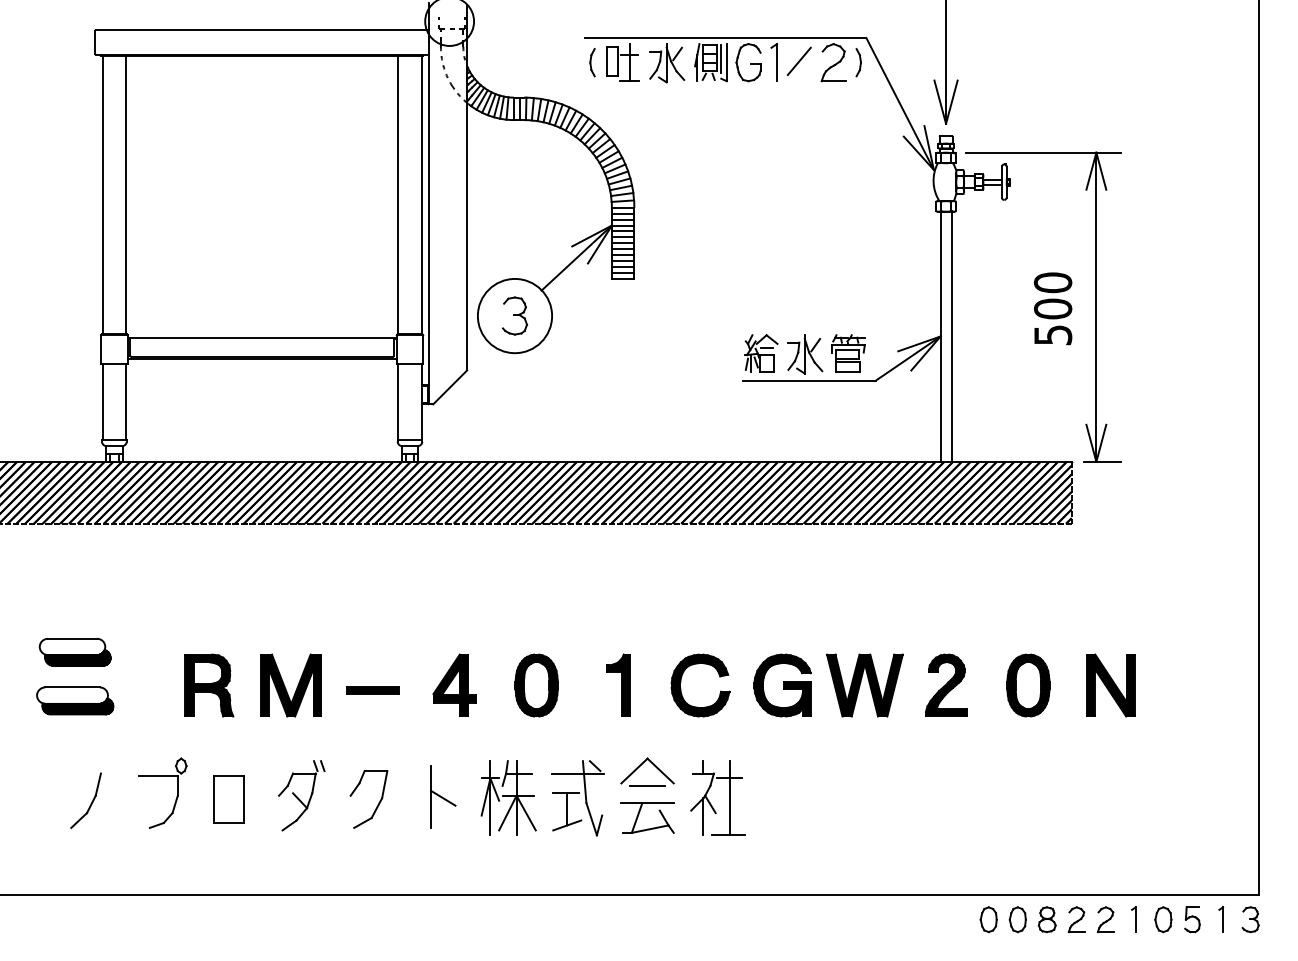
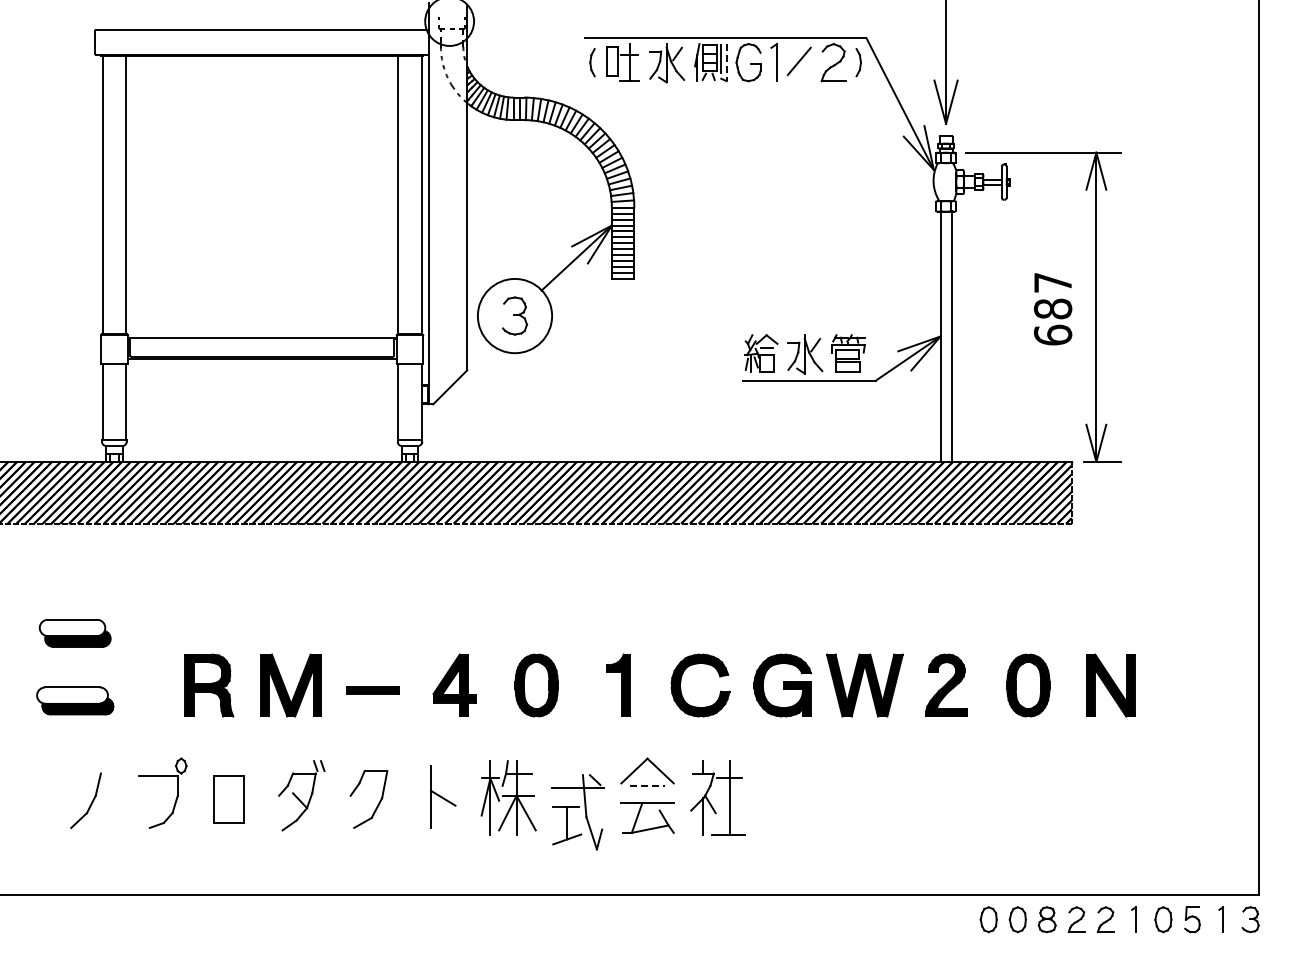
line: solid -> dashed (726, 62)
text: 500 -> 687 (1053, 308)
part position: (74, 652) -> (74, 633) (74, 633)
line: solid -> dashed (648, 785)
part position: (577, 798) -> (577, 812) (577, 812)
